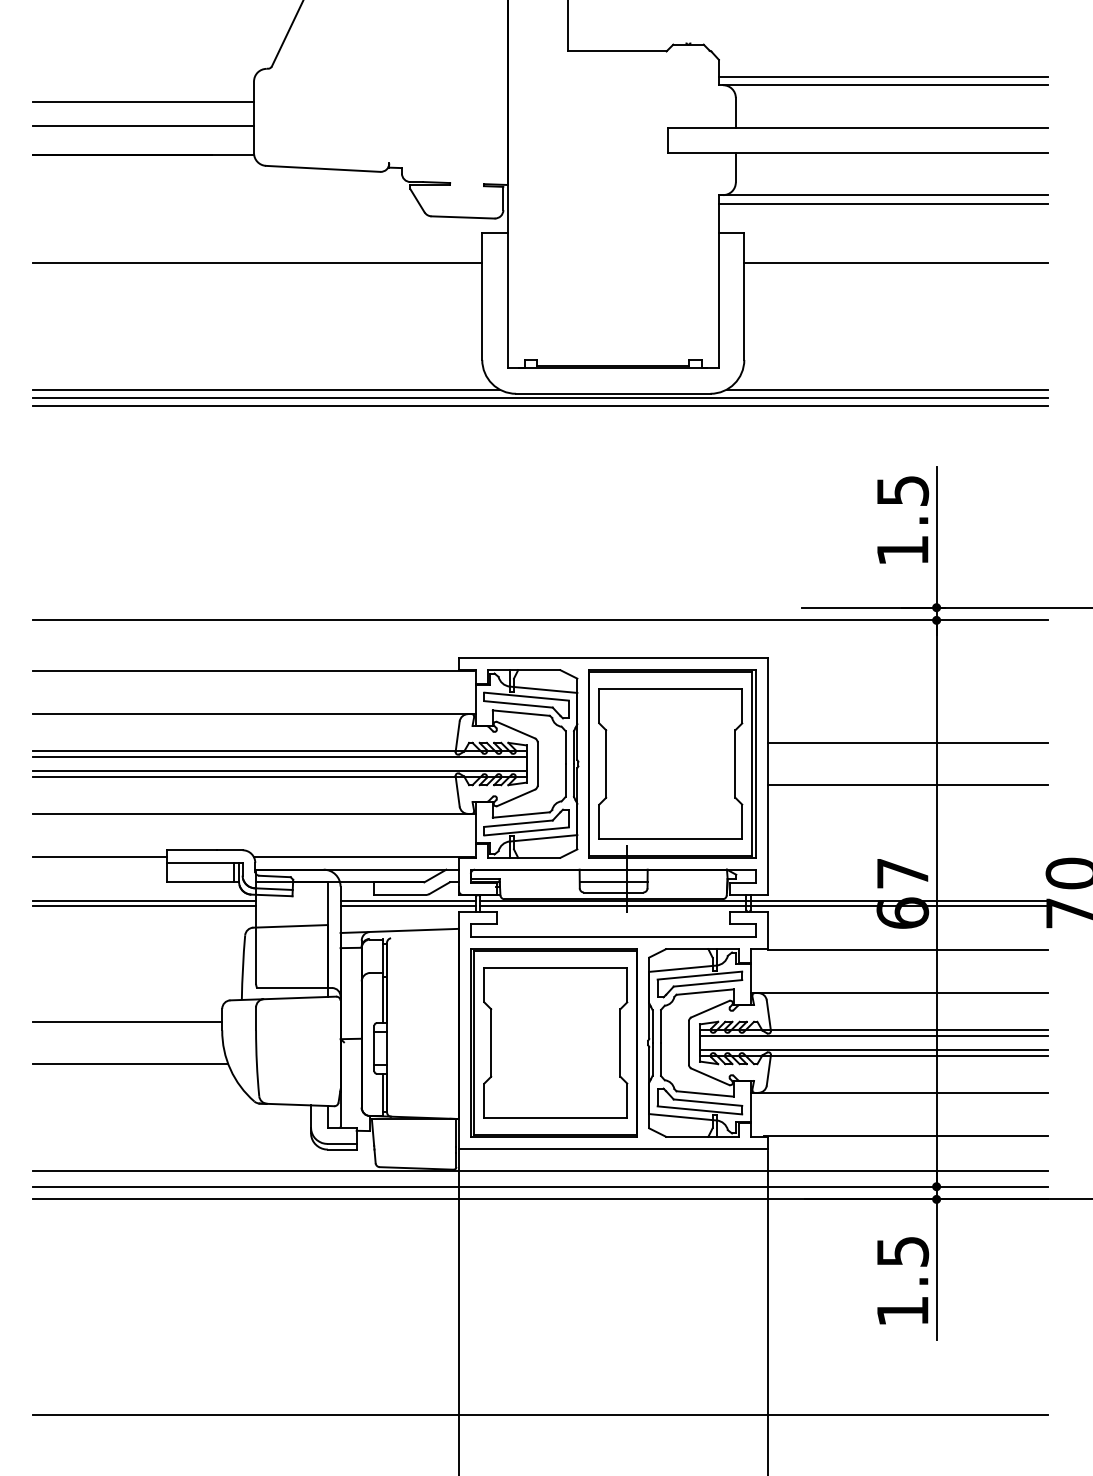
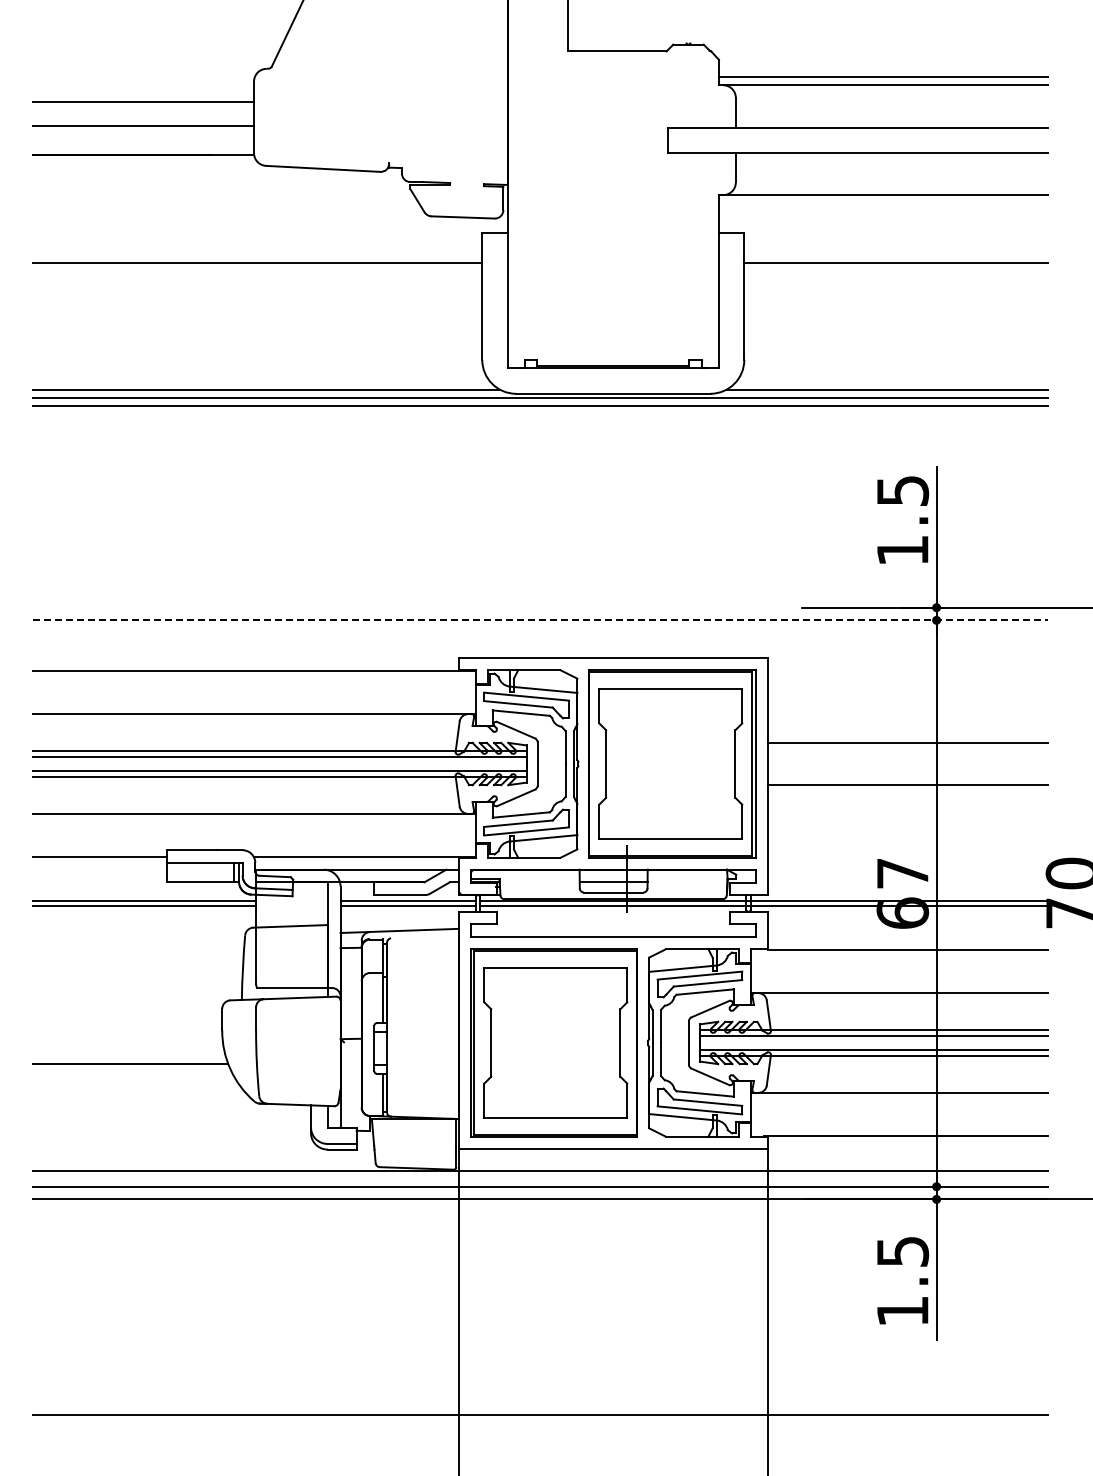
line: present -> none (882, 203)
line: solid -> dashed (540, 620)
line: present -> none (127, 1021)
